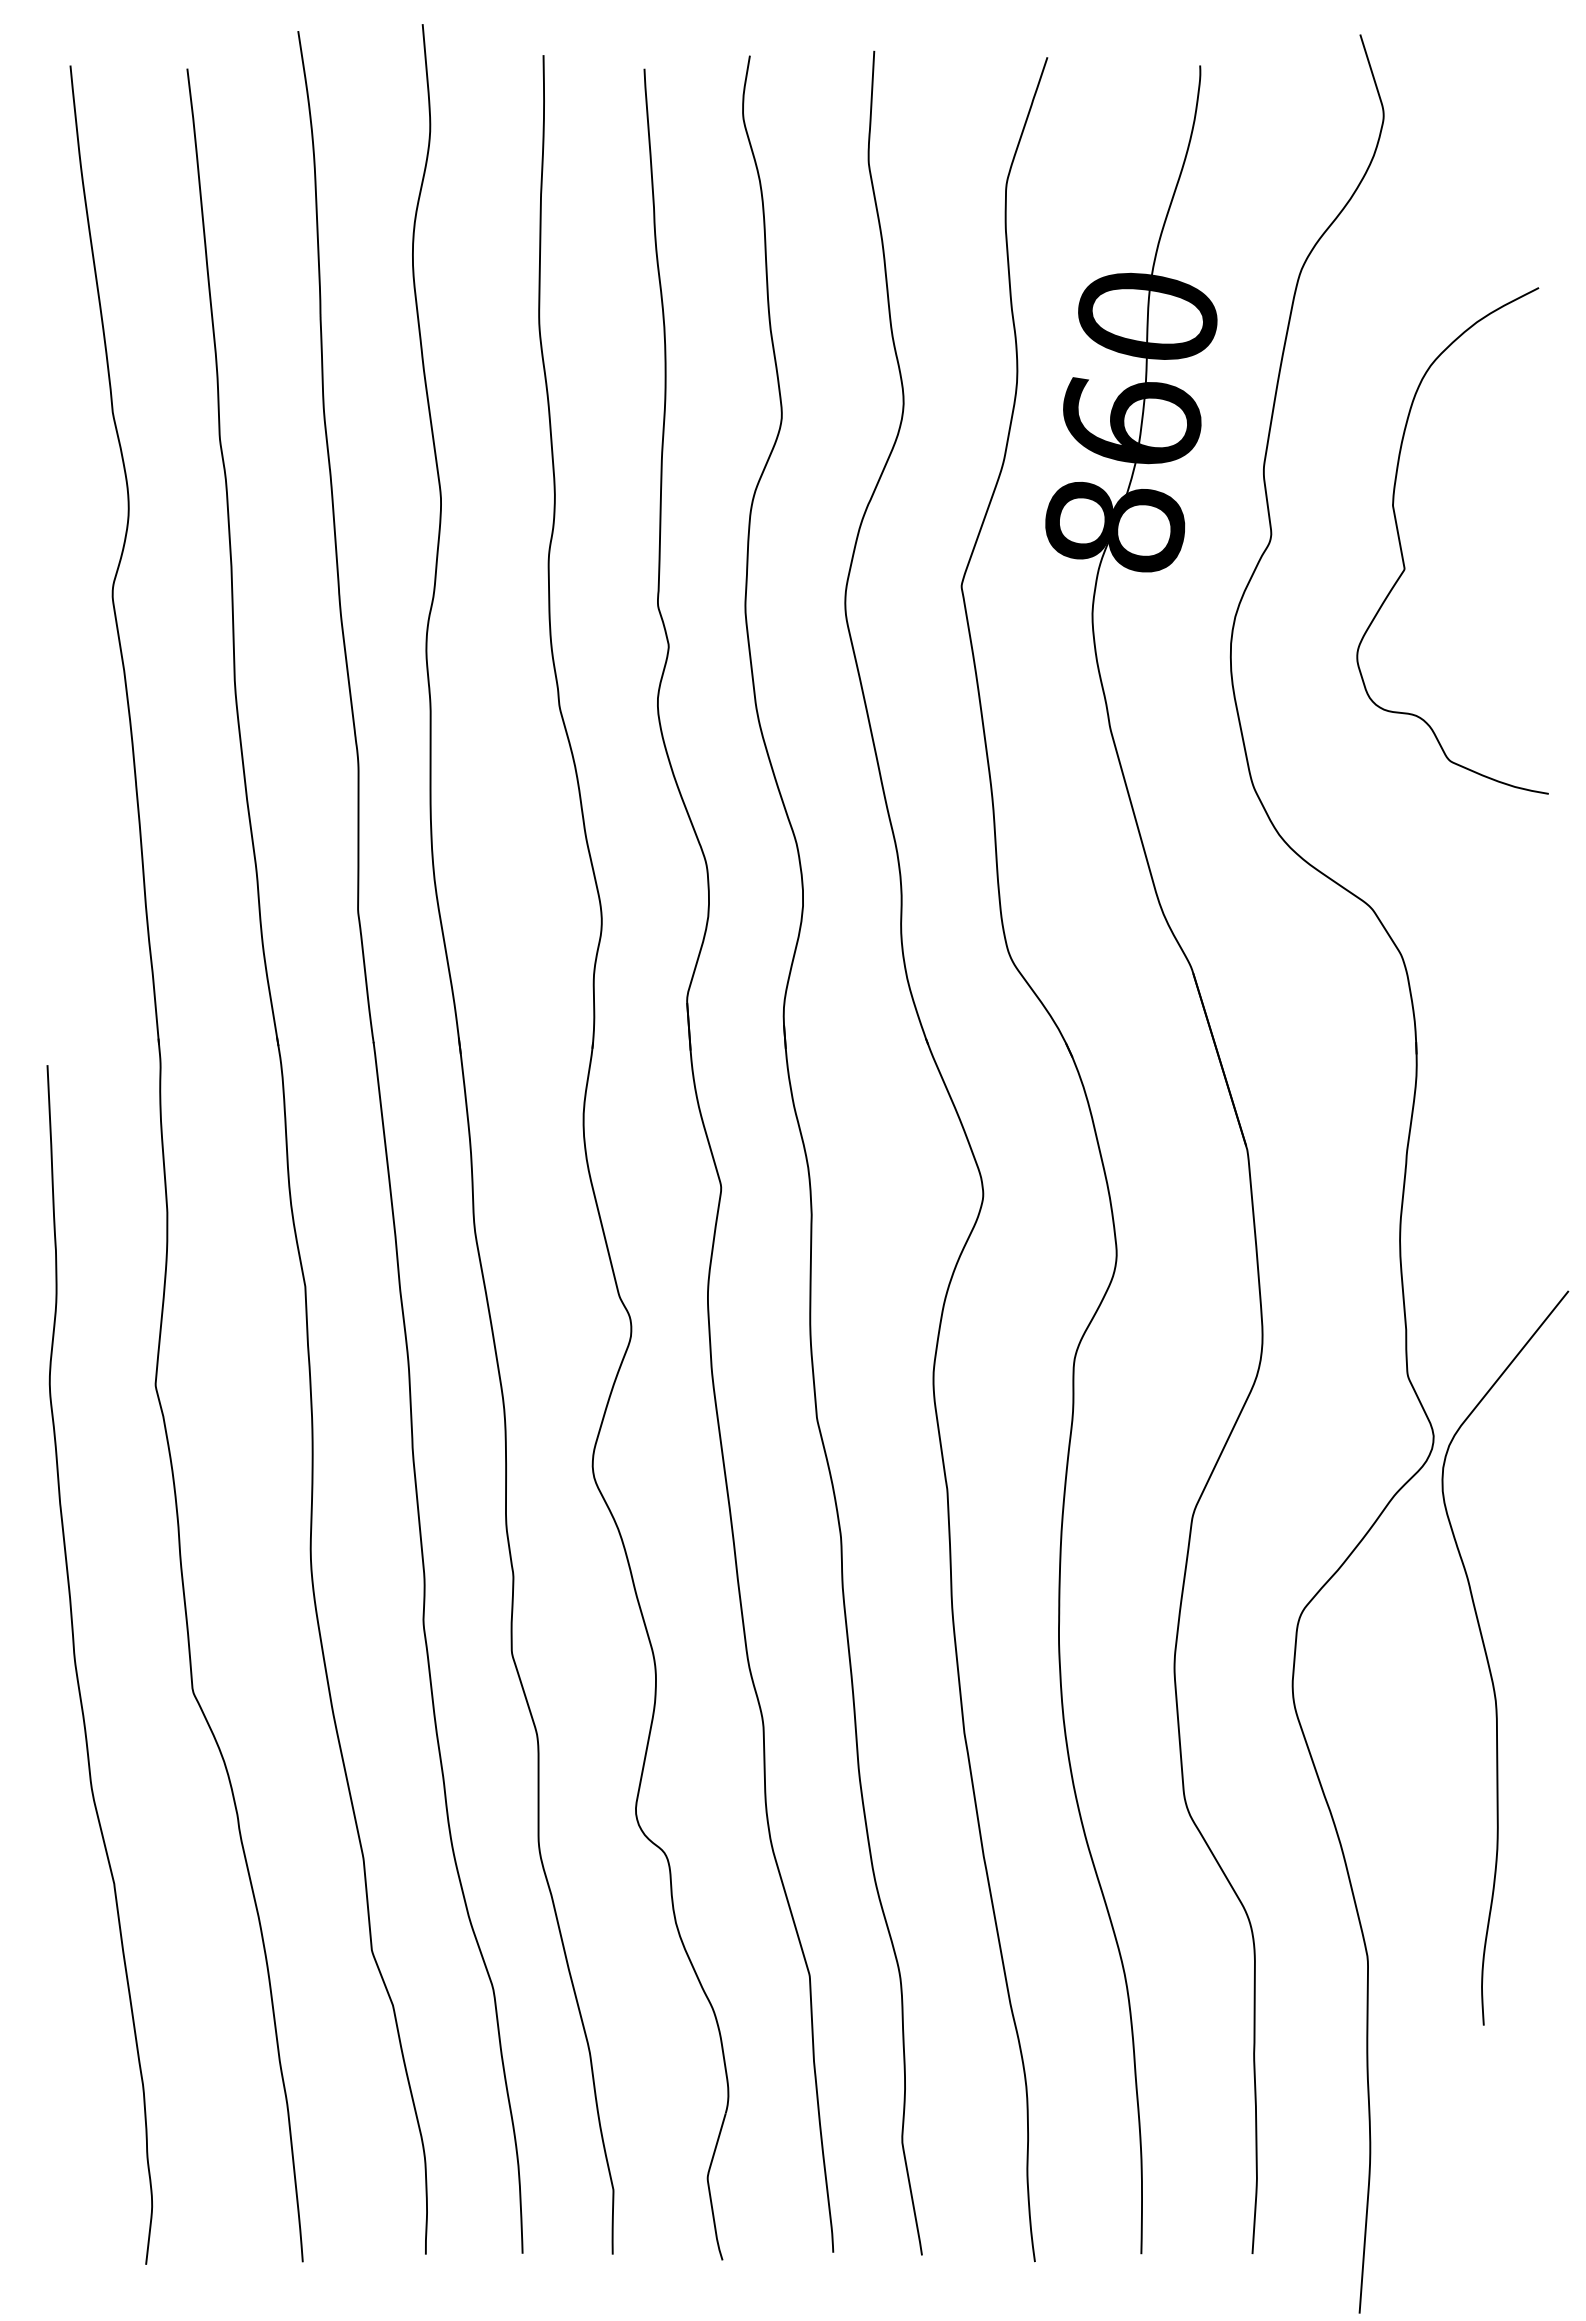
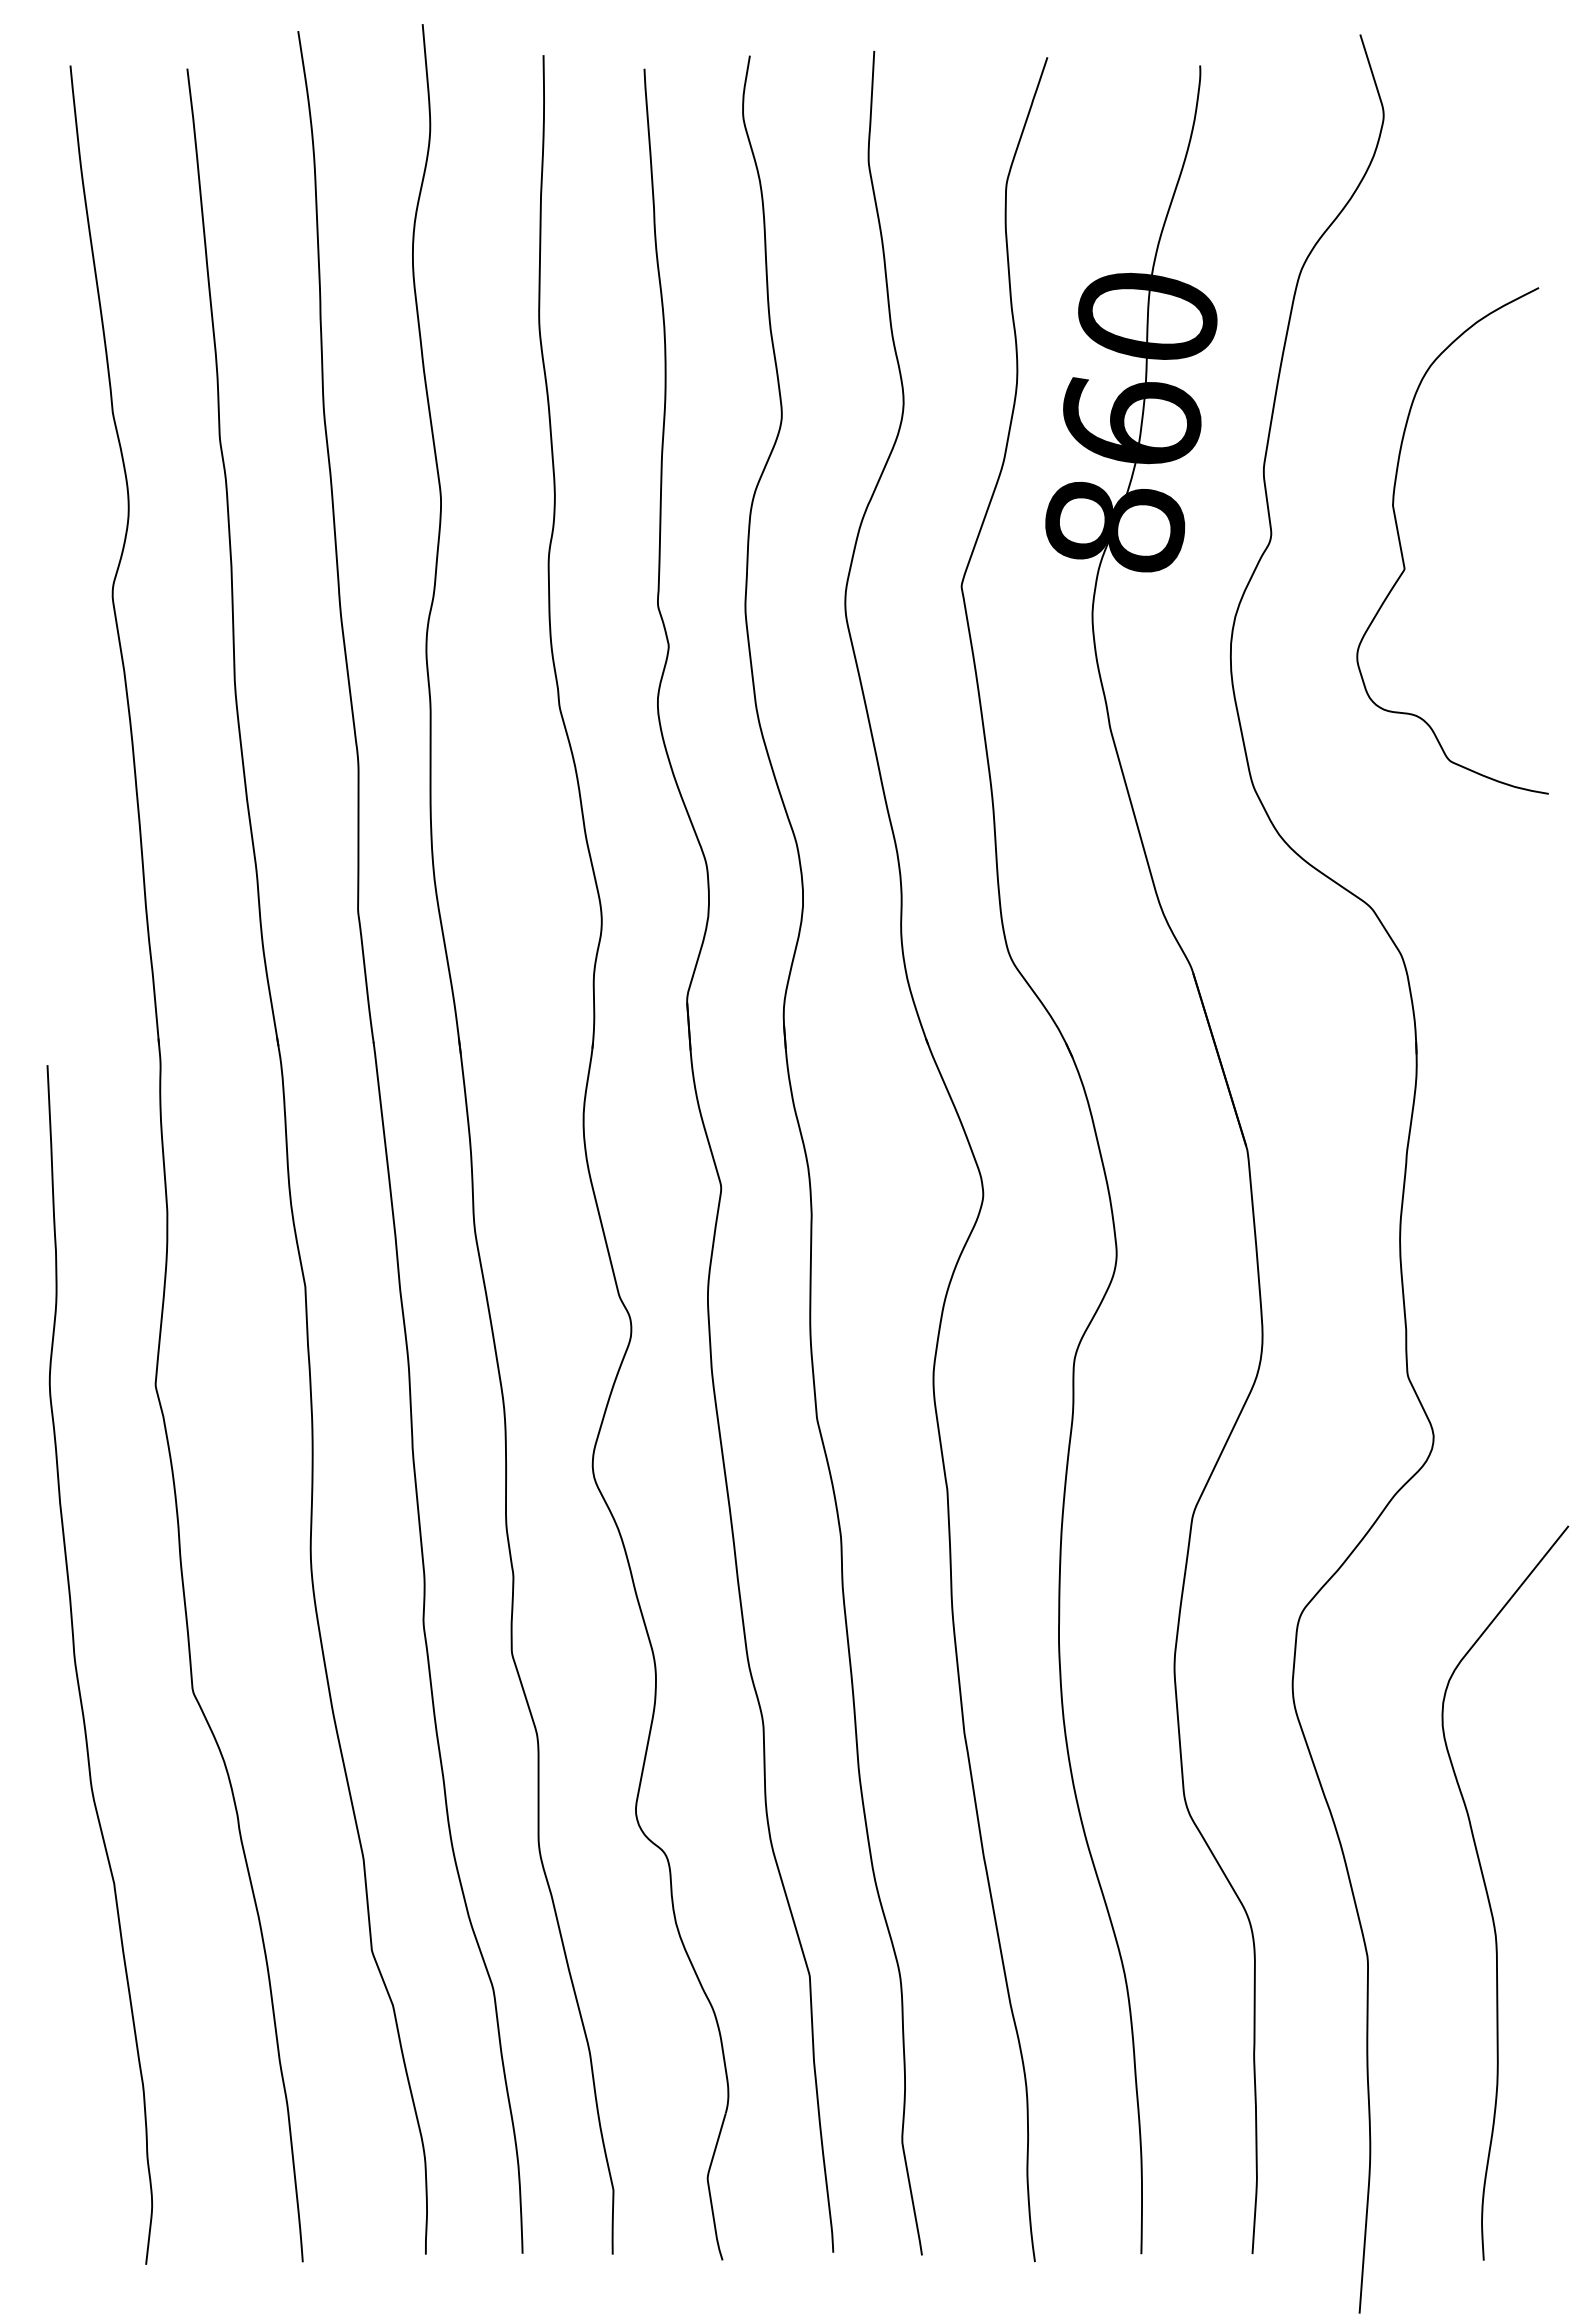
curve position: (1488, 1658) -> (1488, 1893) (1488, 1893)
